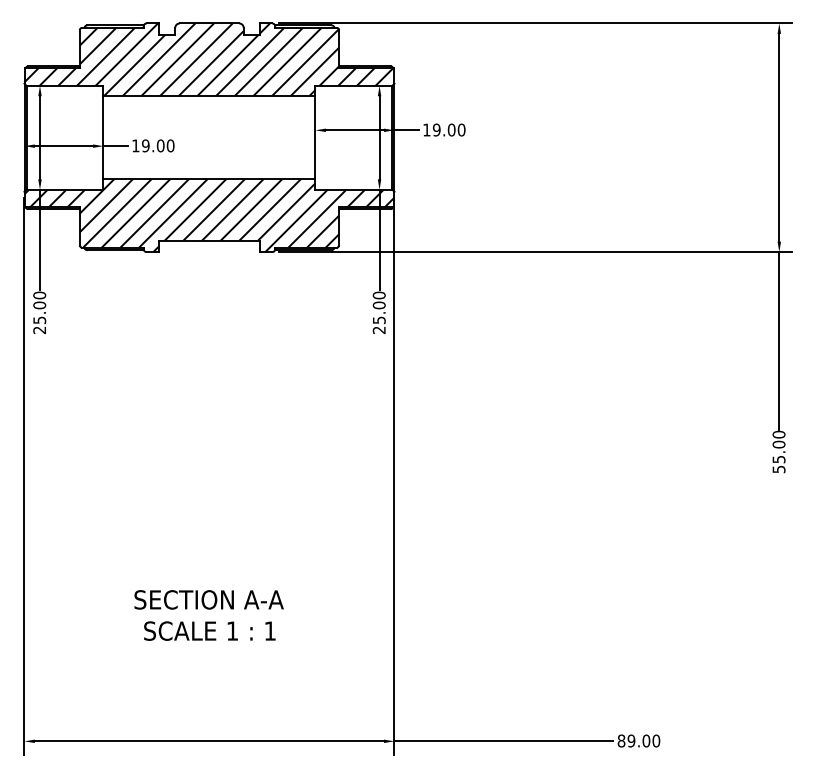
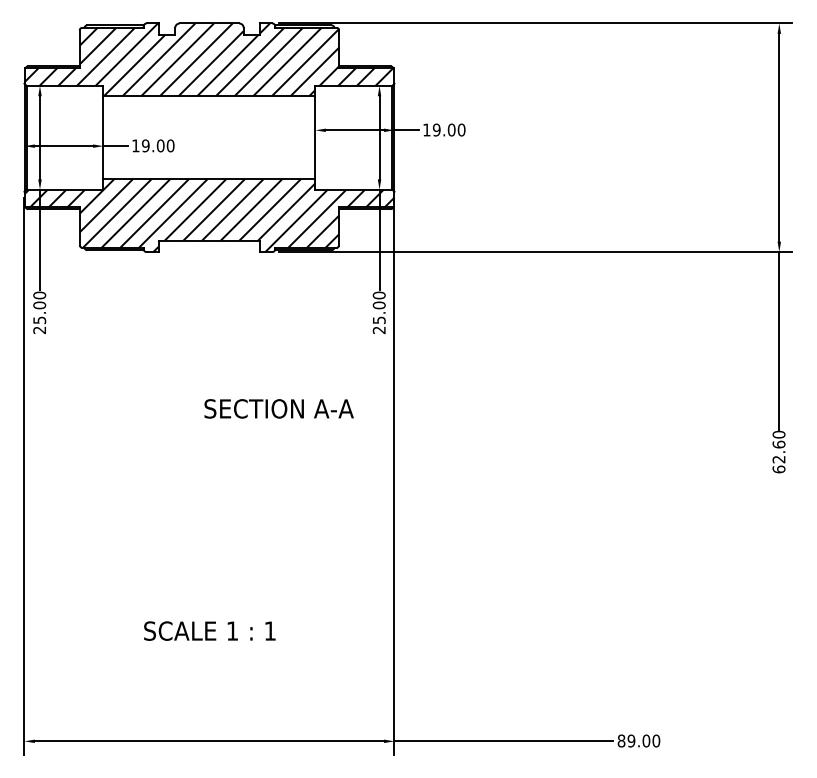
text: 55.00 -> 62.60 (778, 456)
text position: (208, 599) -> (278, 408) (278, 408)
